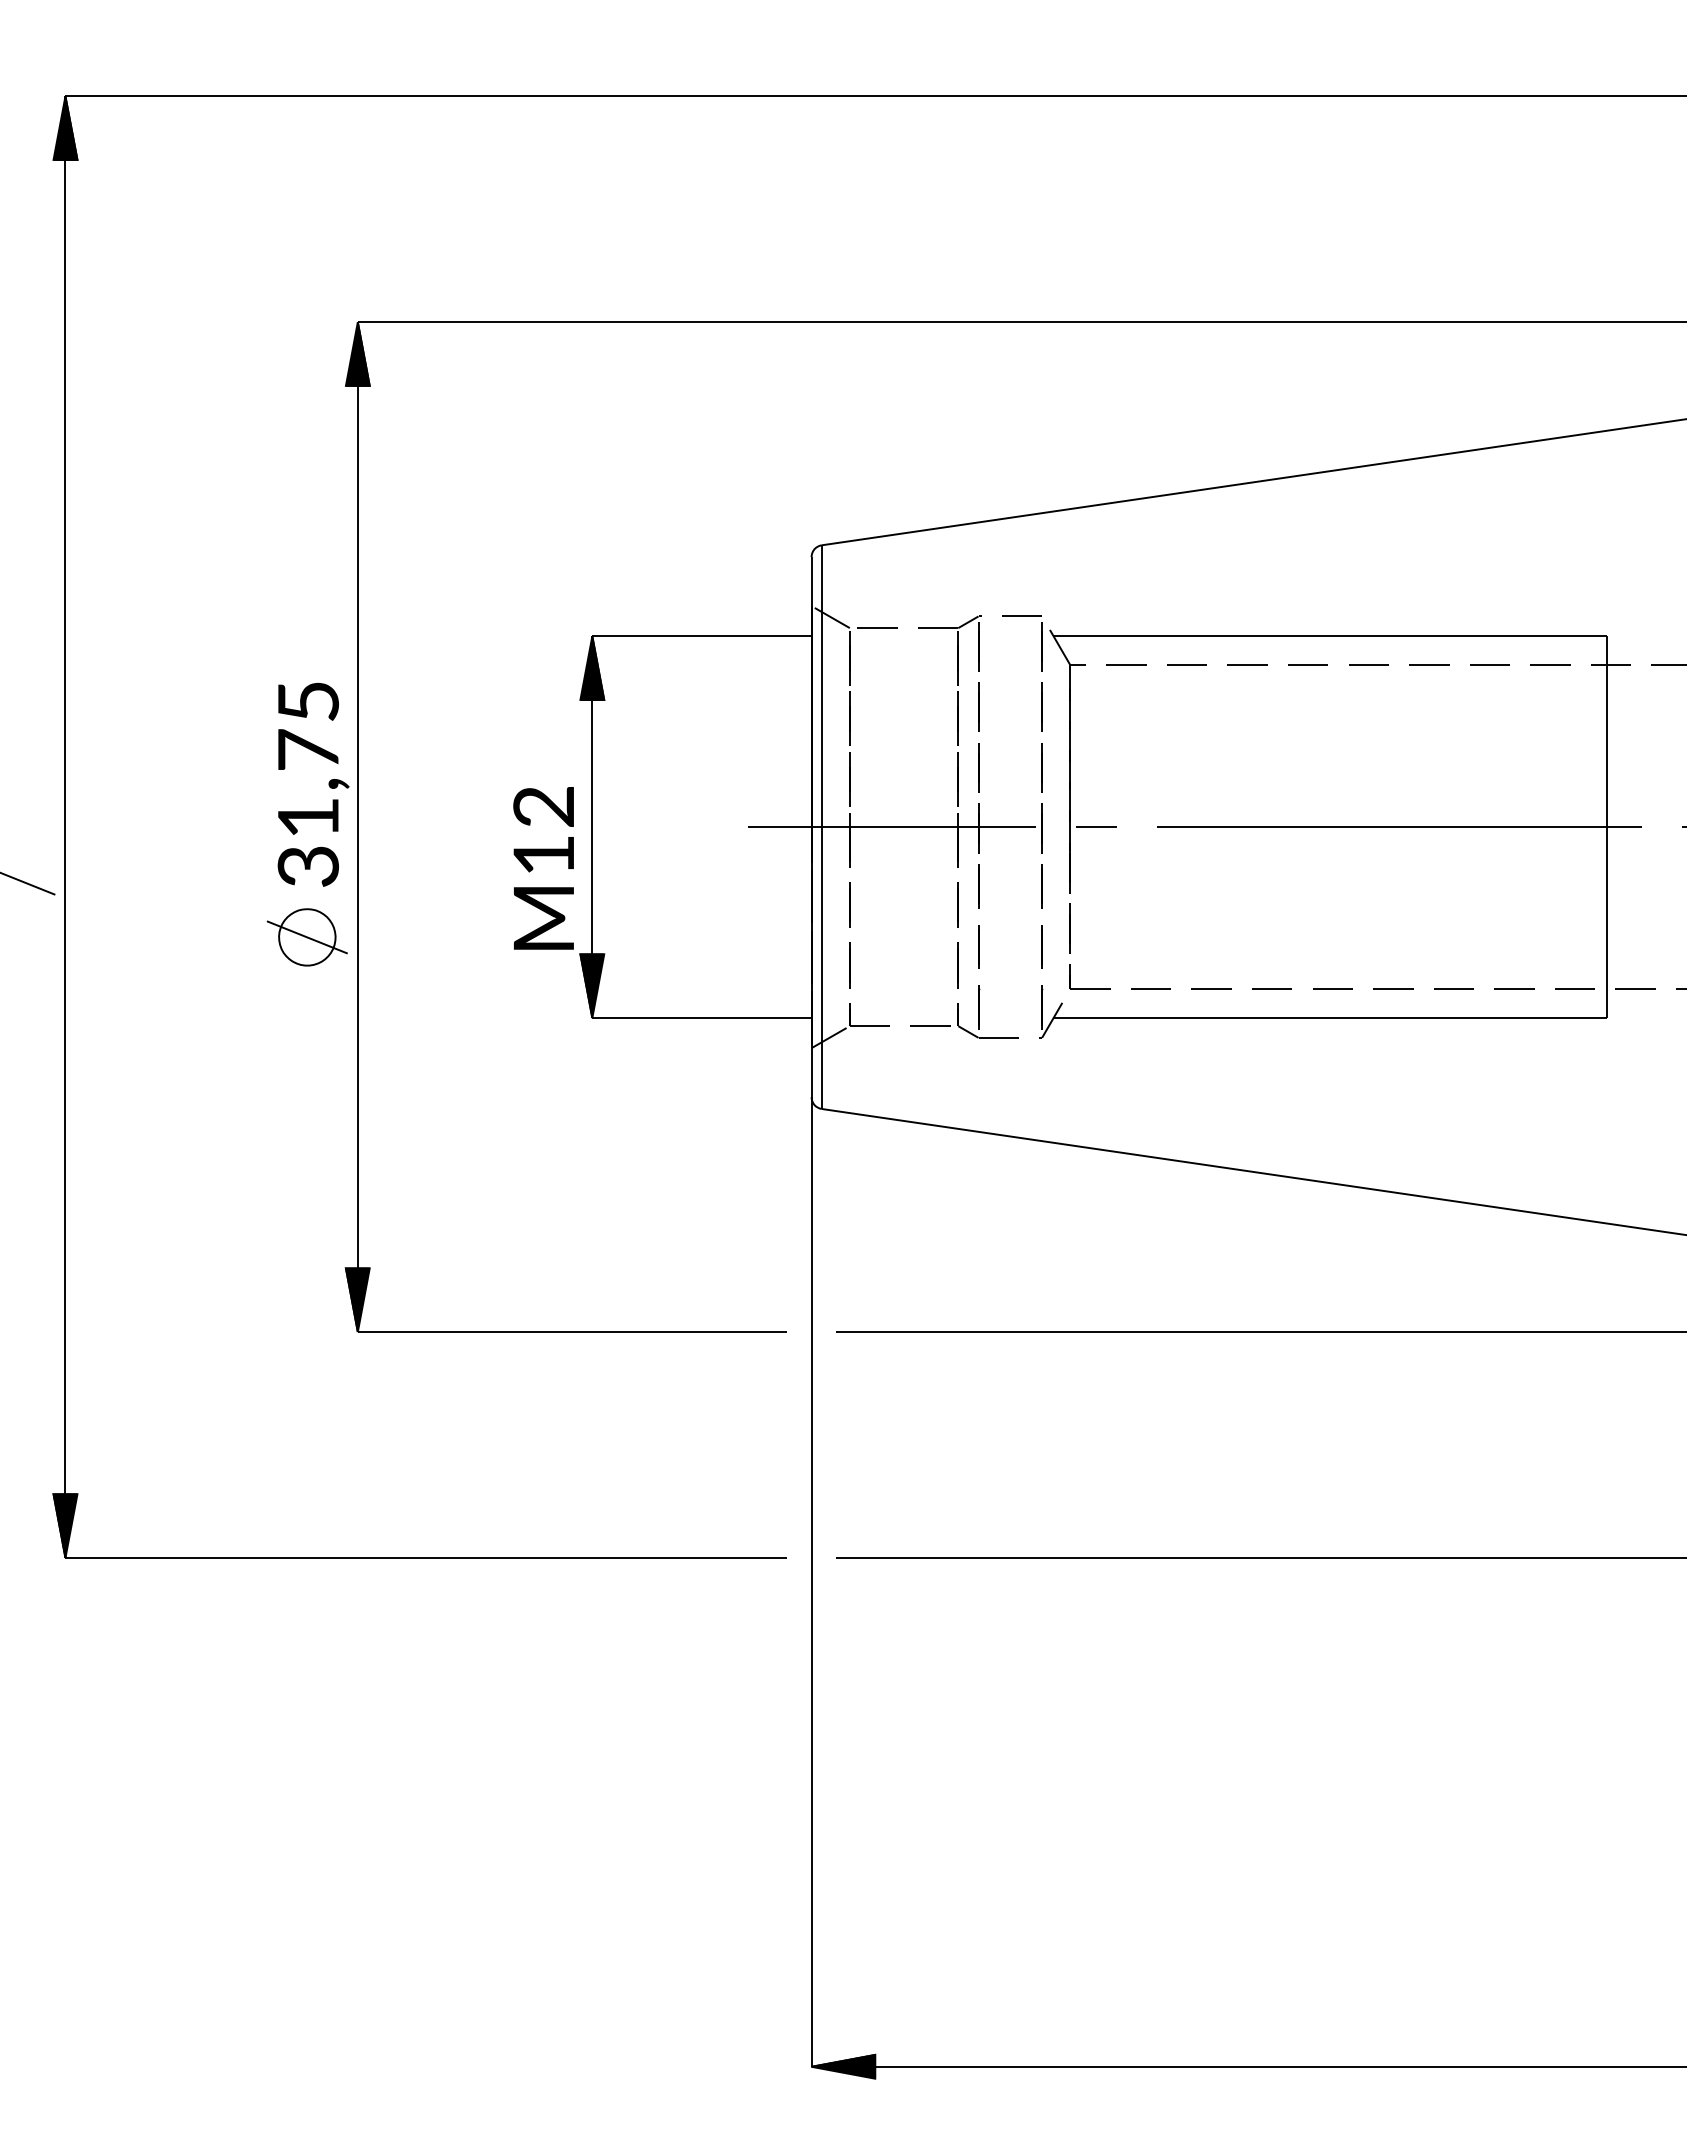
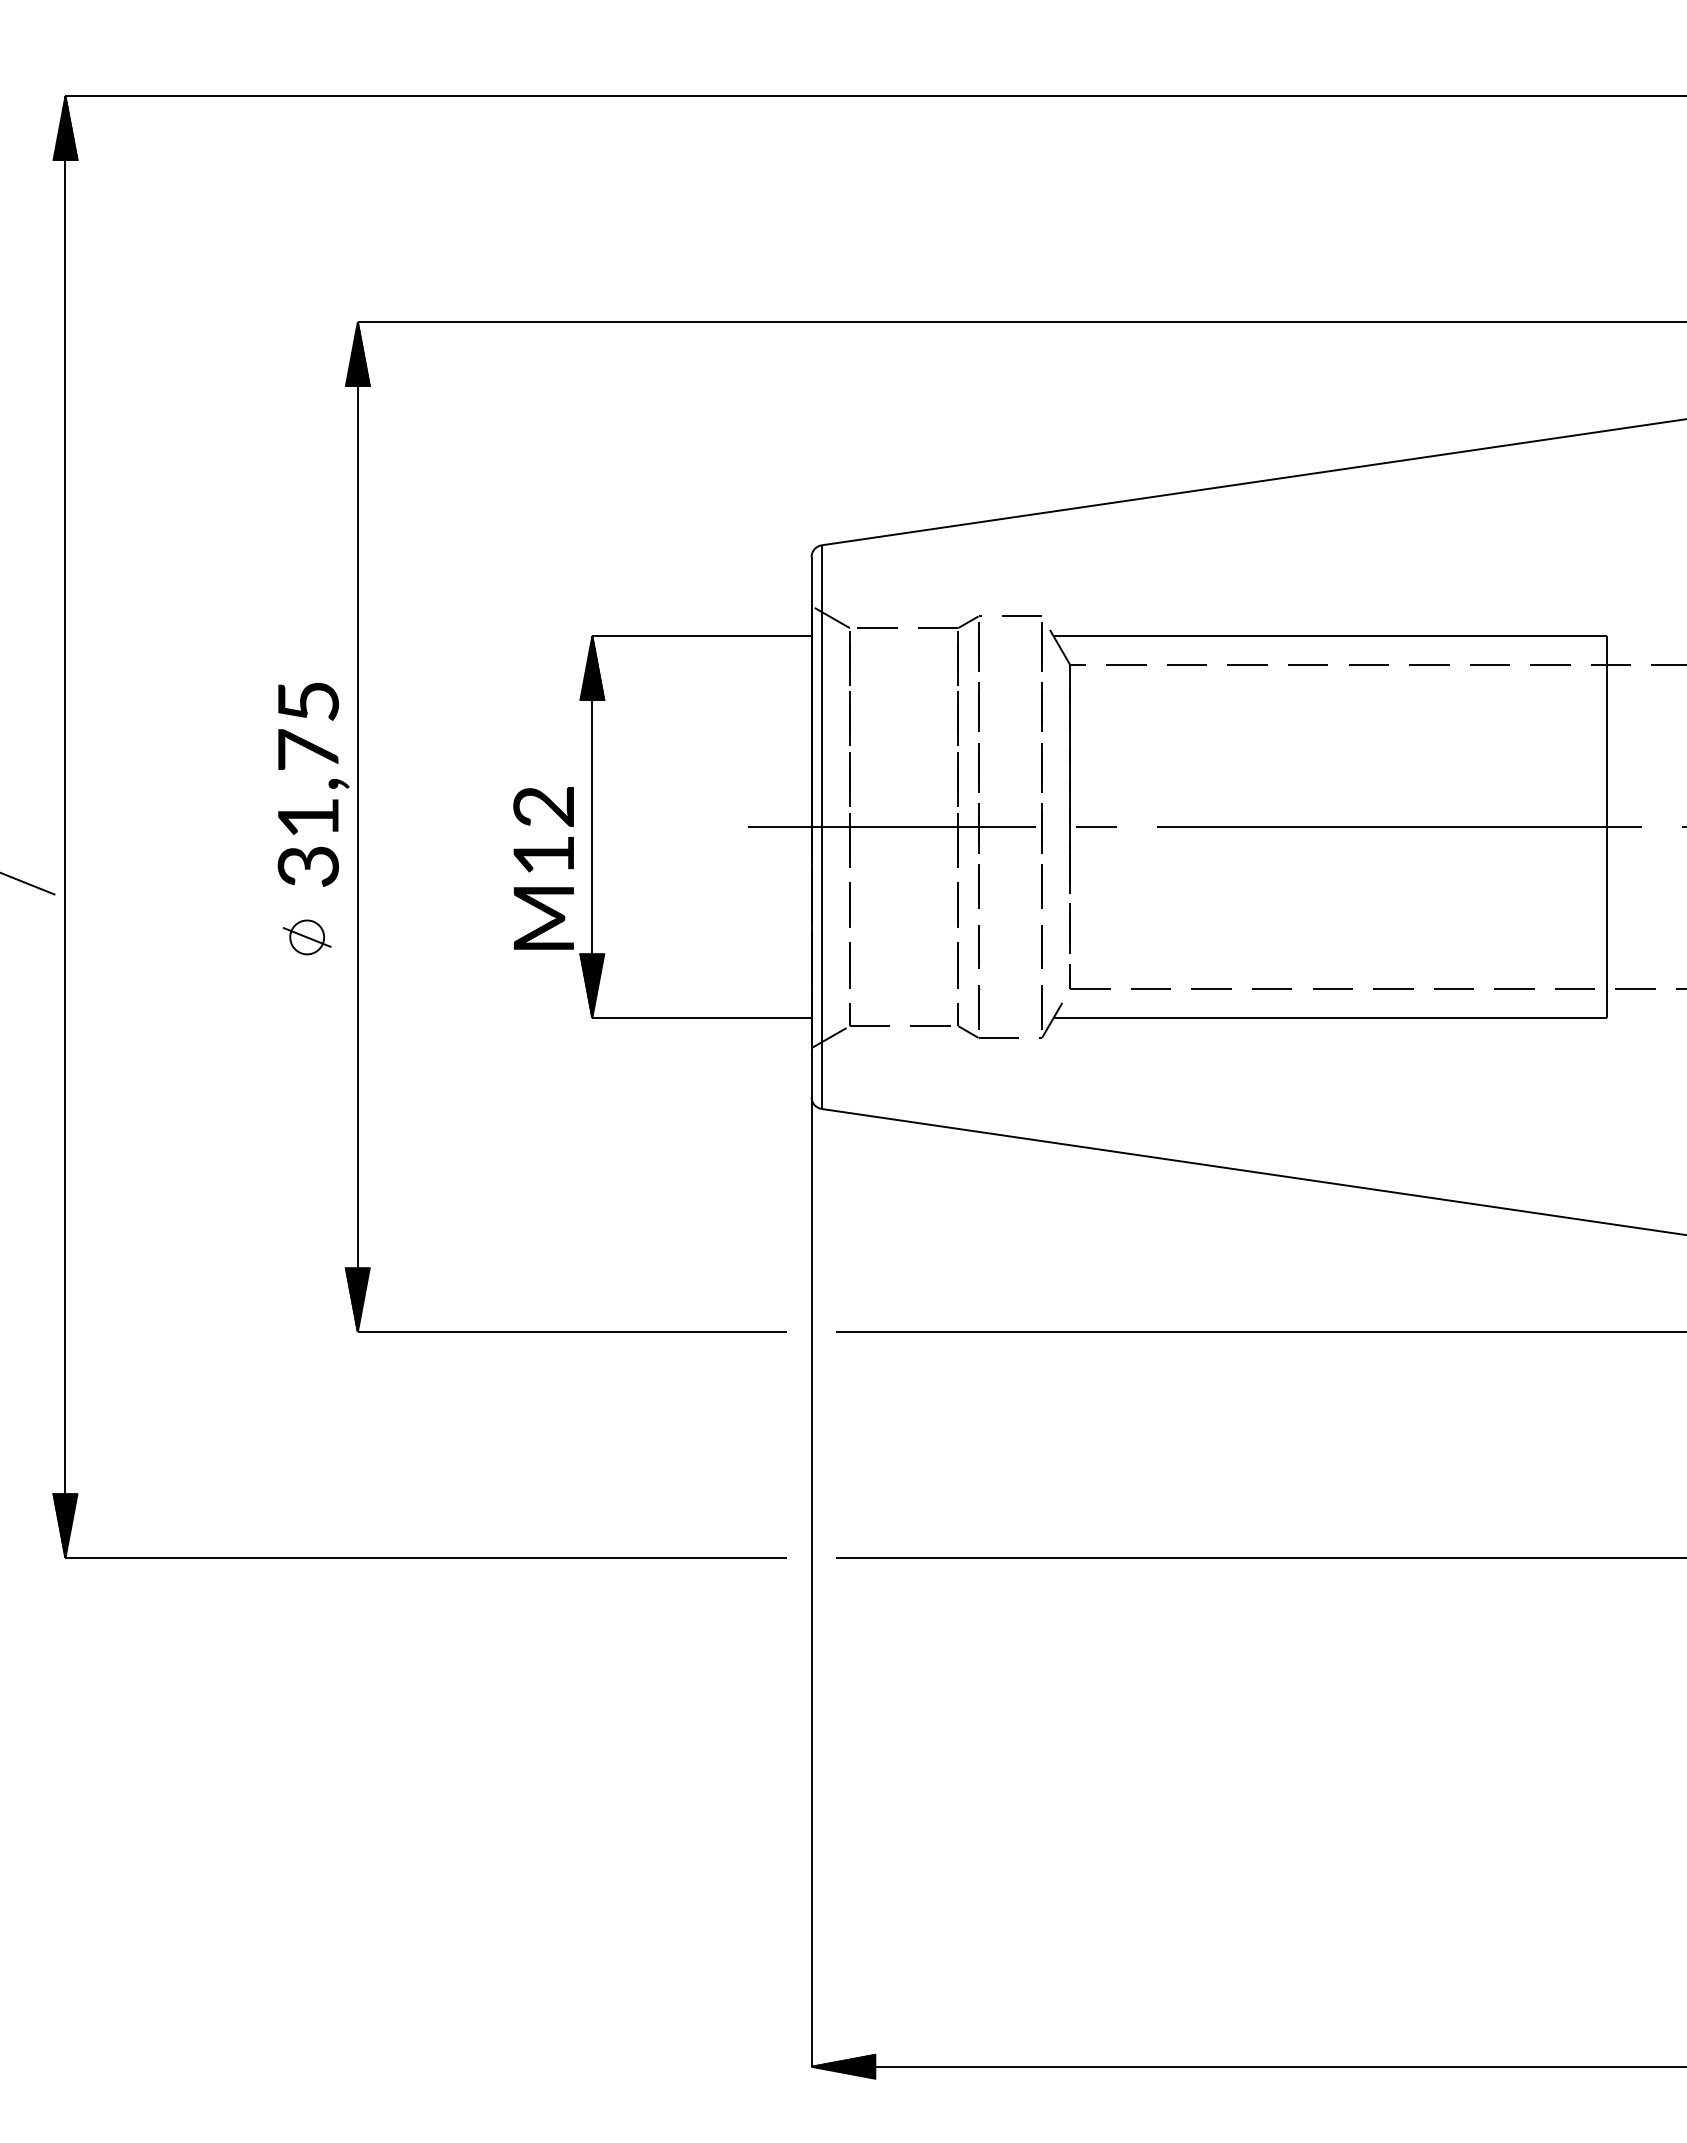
part size: 82x59 px -> 50x37 px (306, 937)
